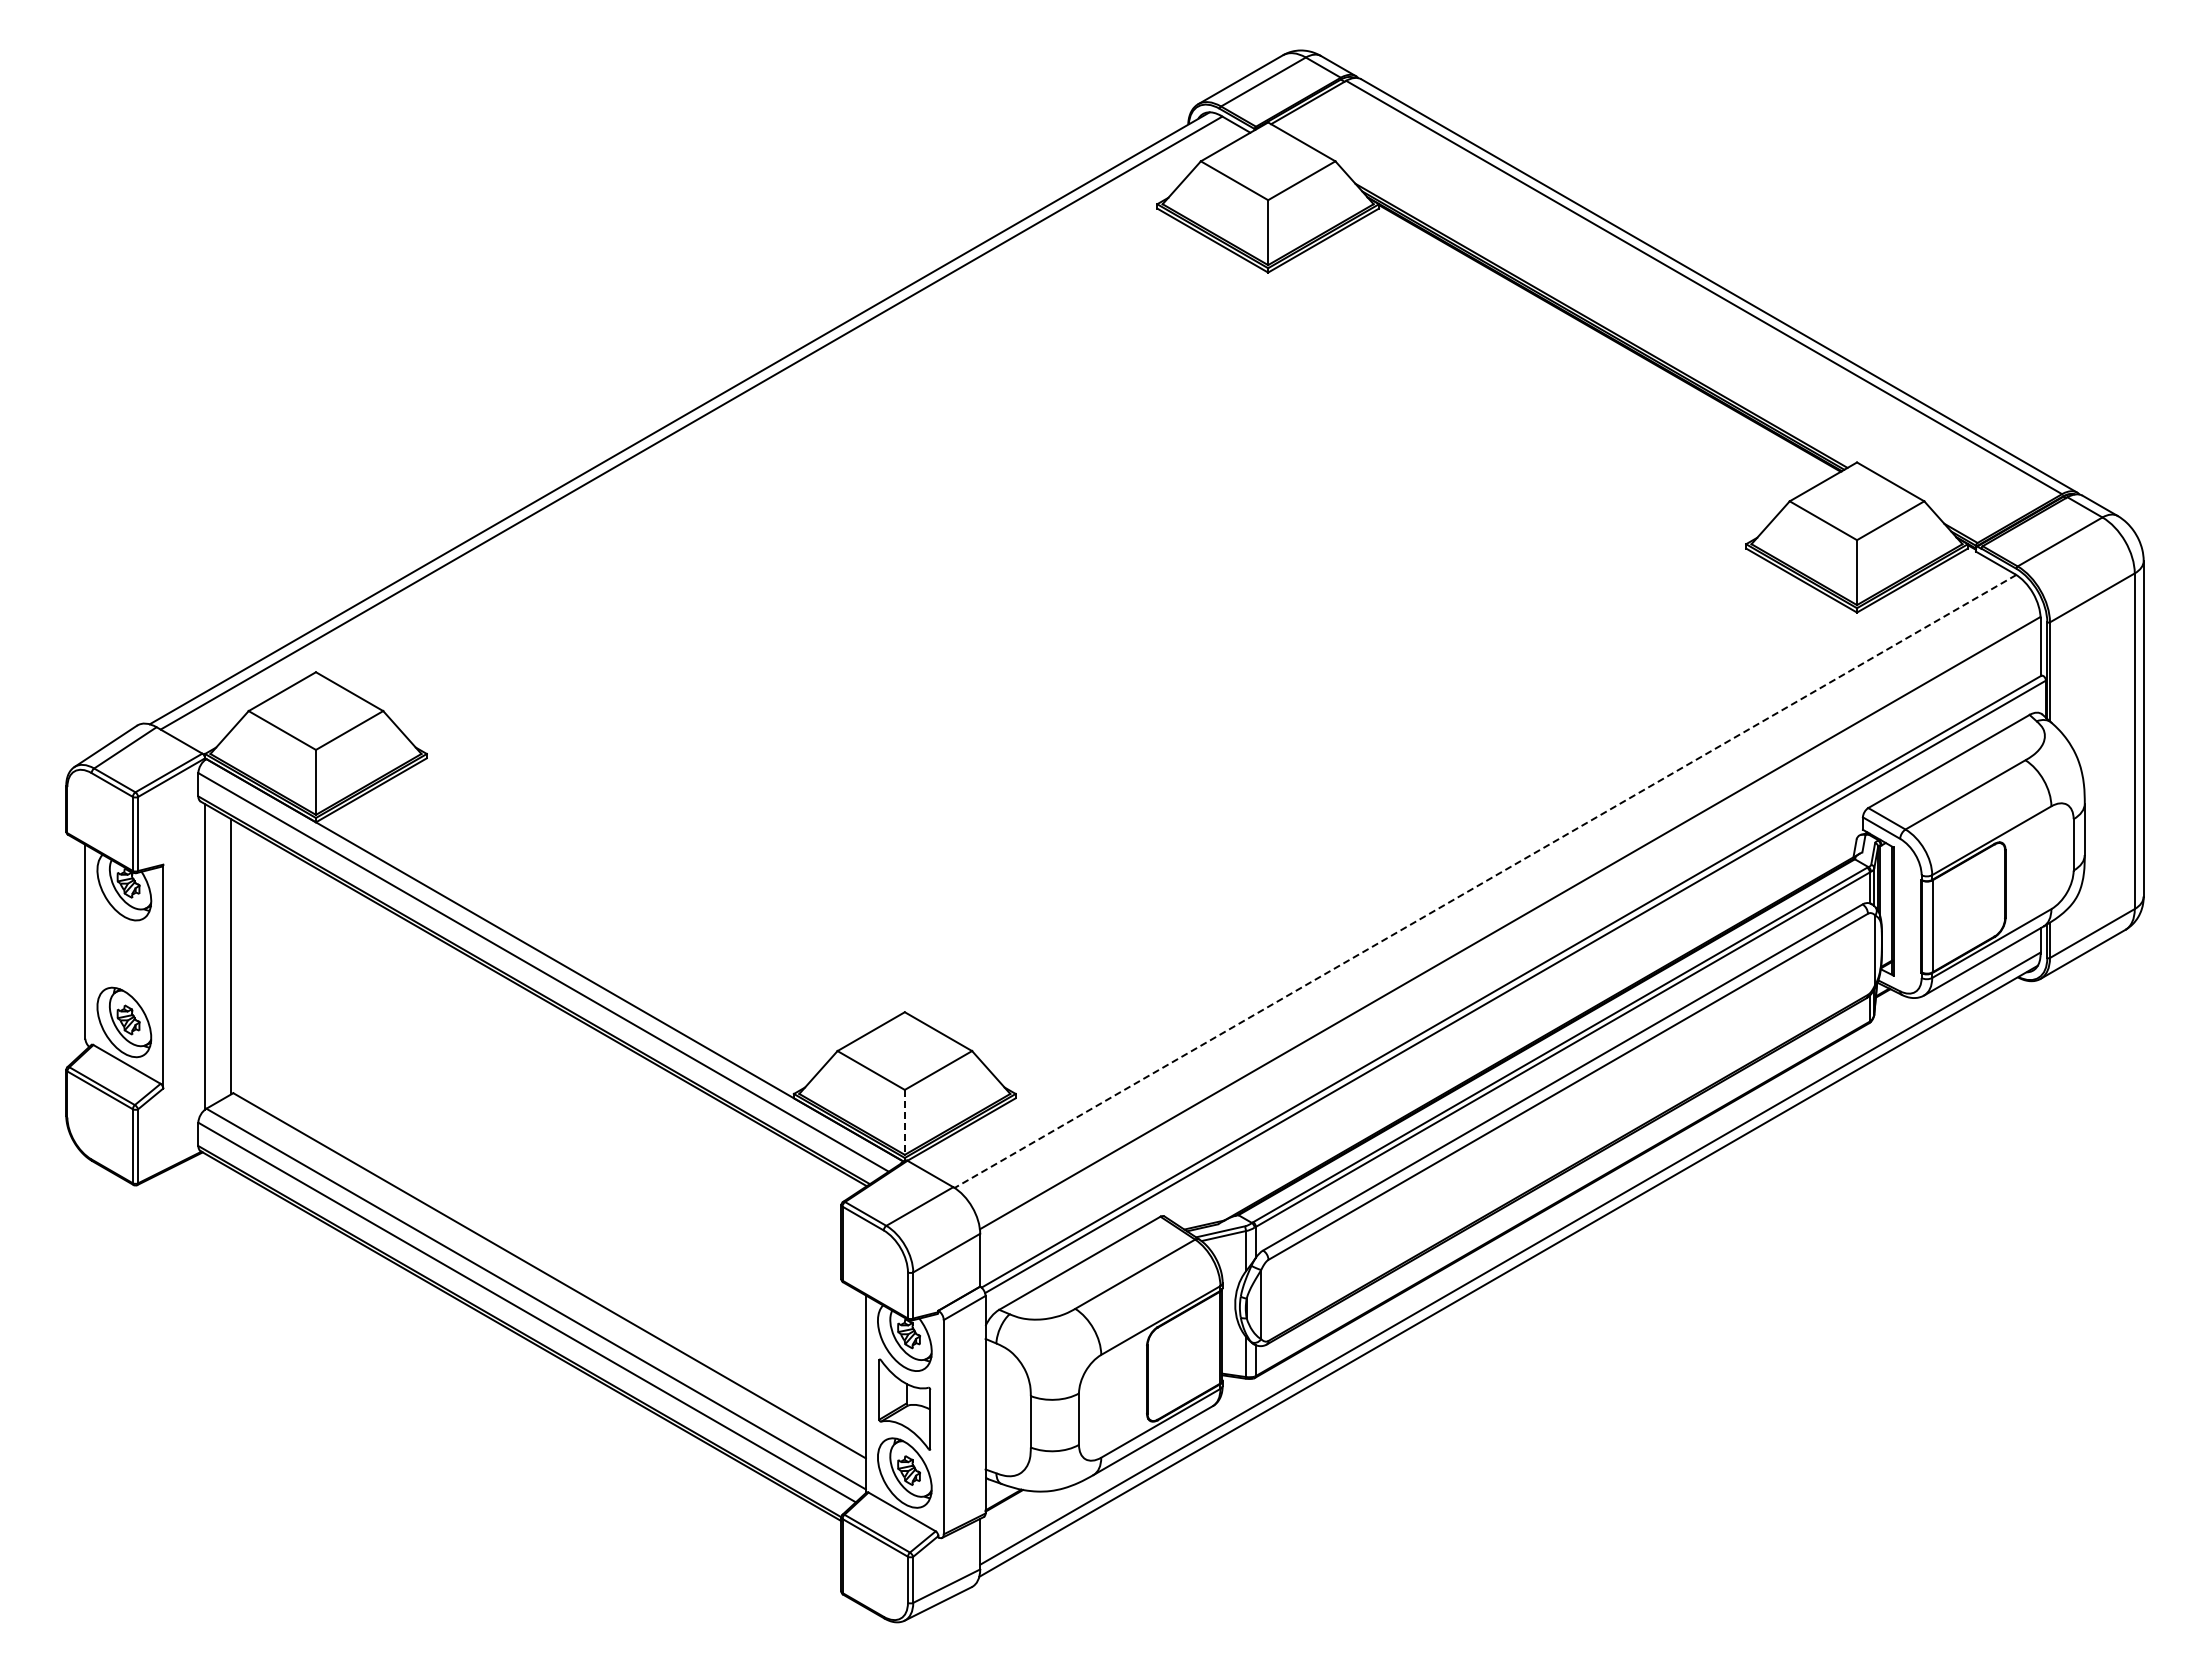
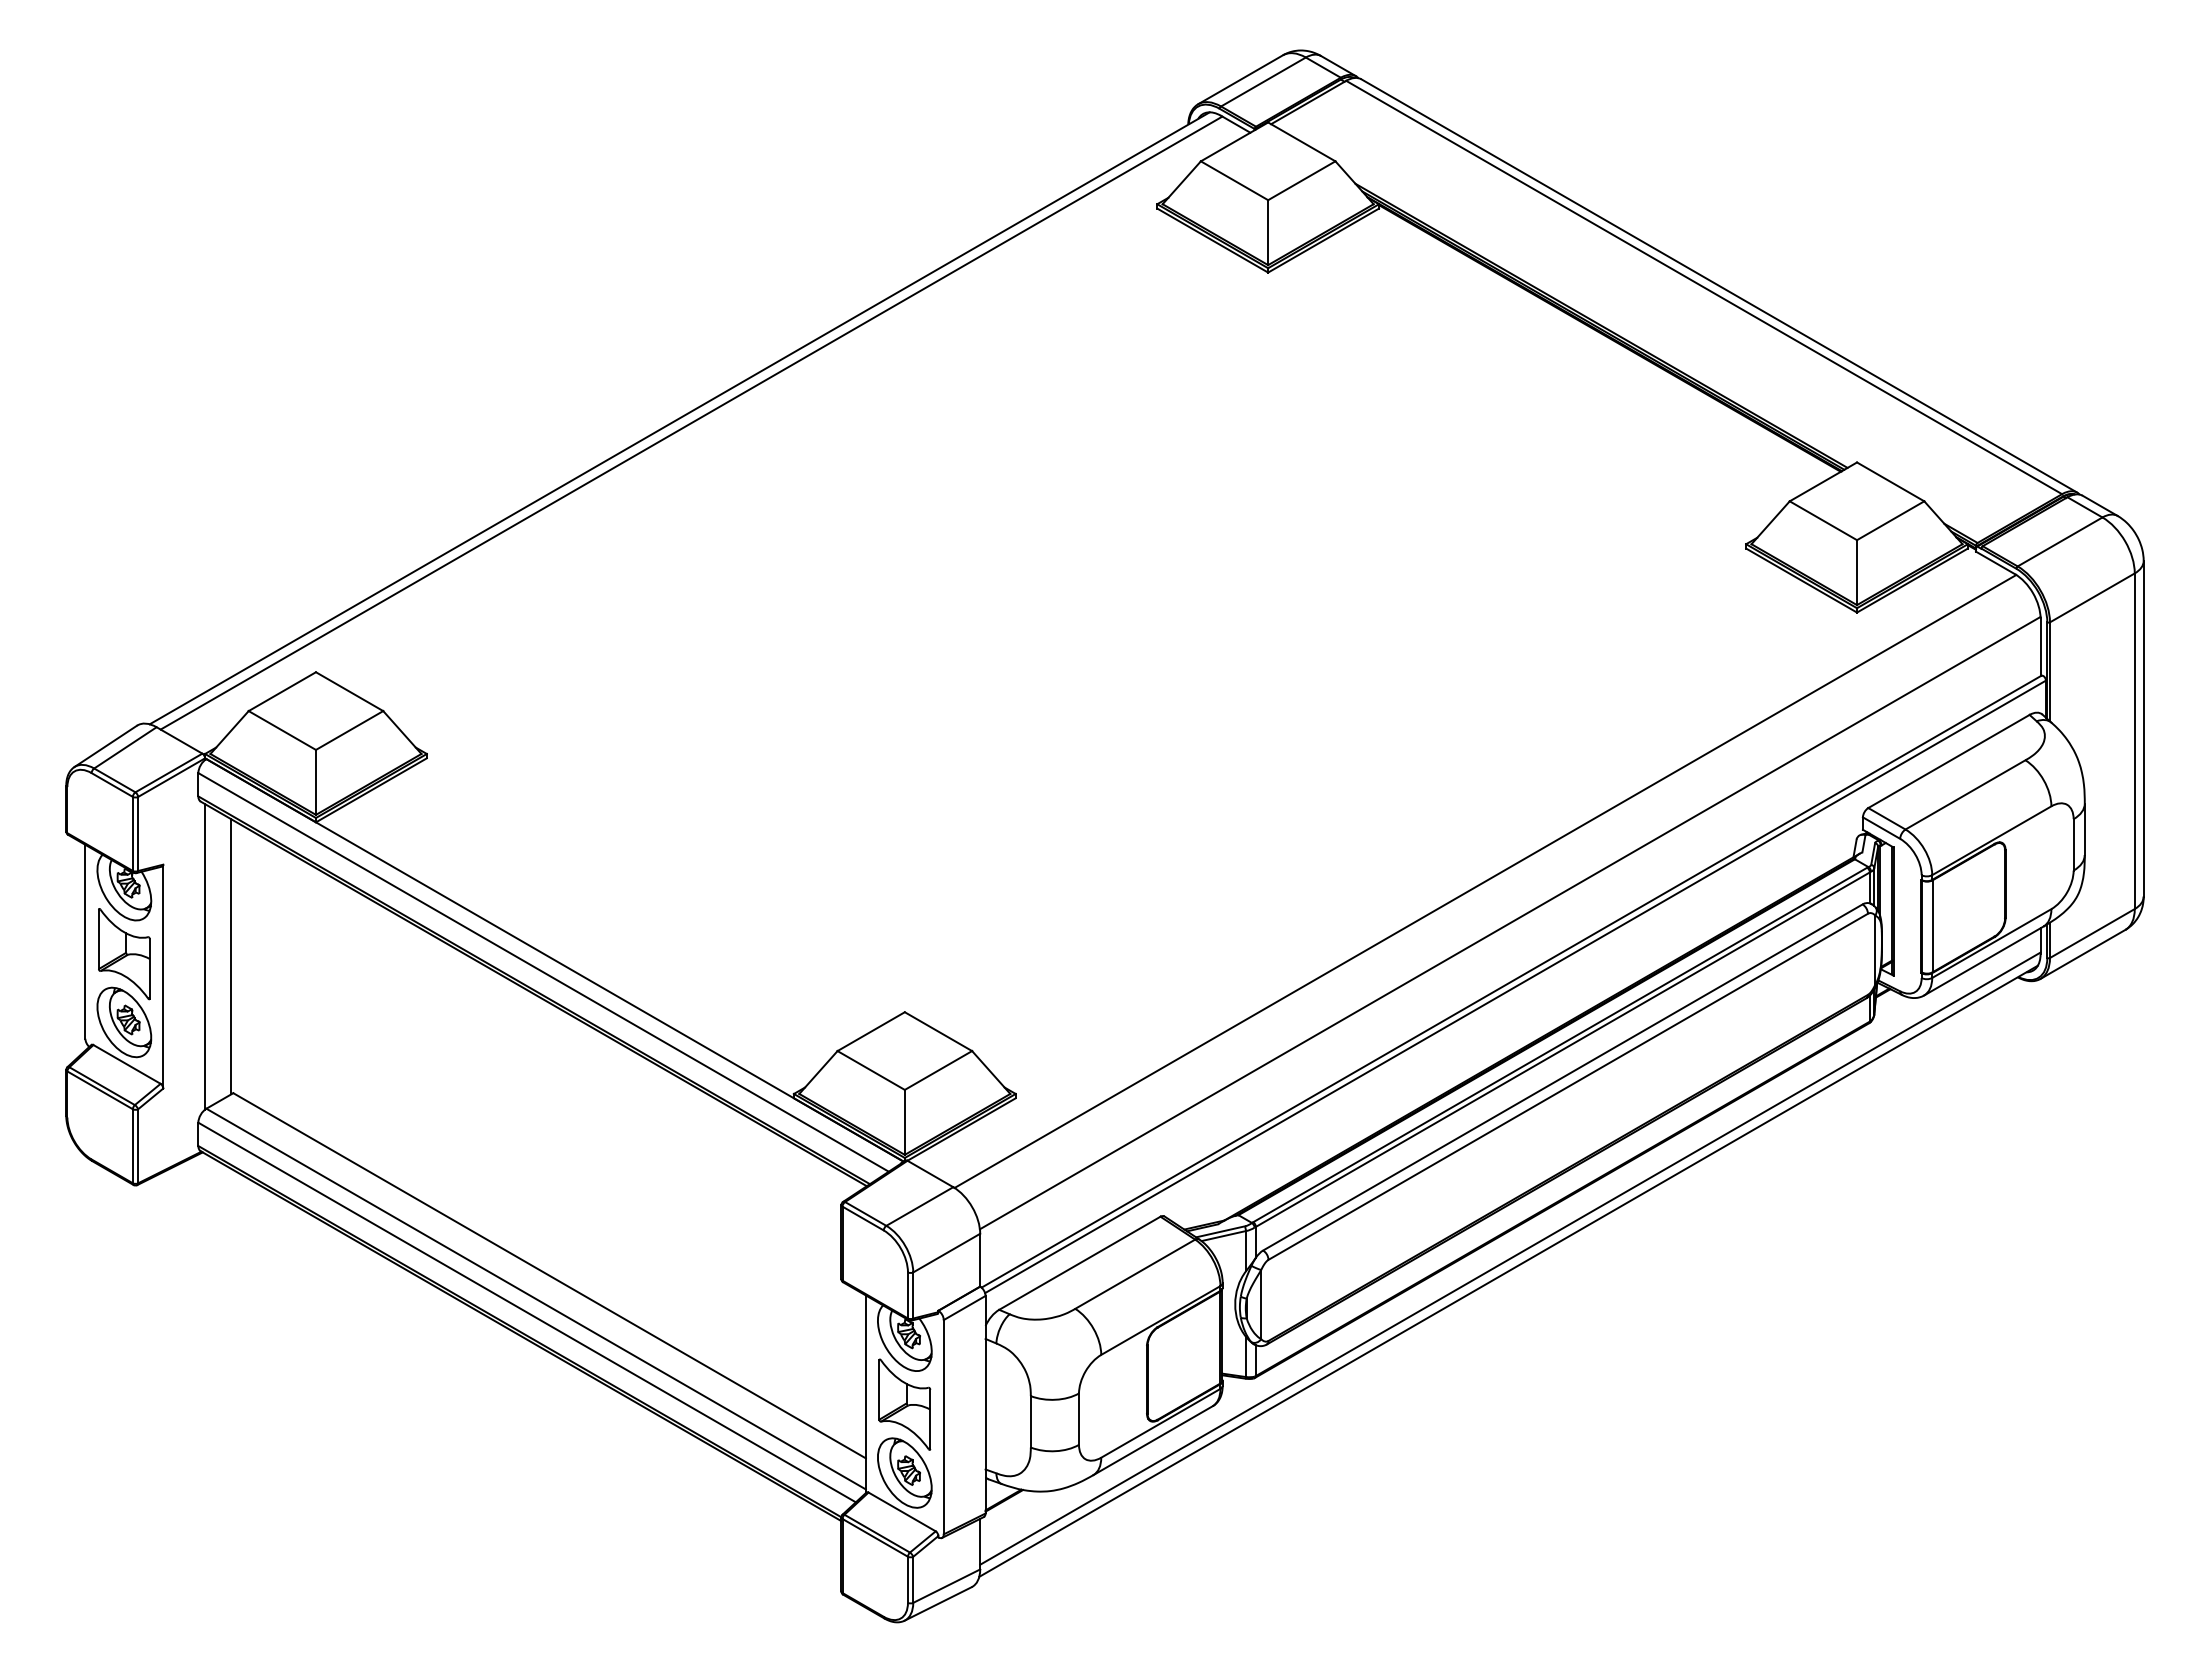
line: dashed -> solid (1485, 881)
part: none -> present (124, 954)
line: dashed -> solid (904, 1122)
